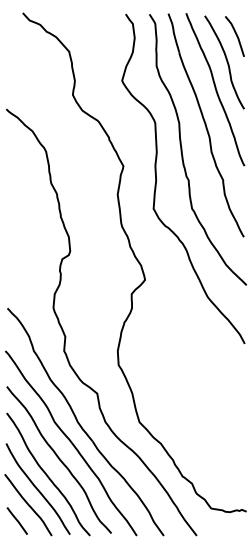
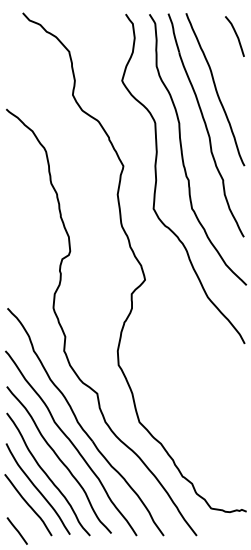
curve: present -> none (226, 62)
line position: (16, 520) -> (16, 530) (16, 530)
